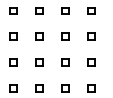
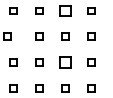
part size: 9x8 px -> 13x12 px (65, 10)
part position: (13, 36) -> (7, 36) (7, 36)
part size: 9x9 px -> 13x13 px (65, 62)
